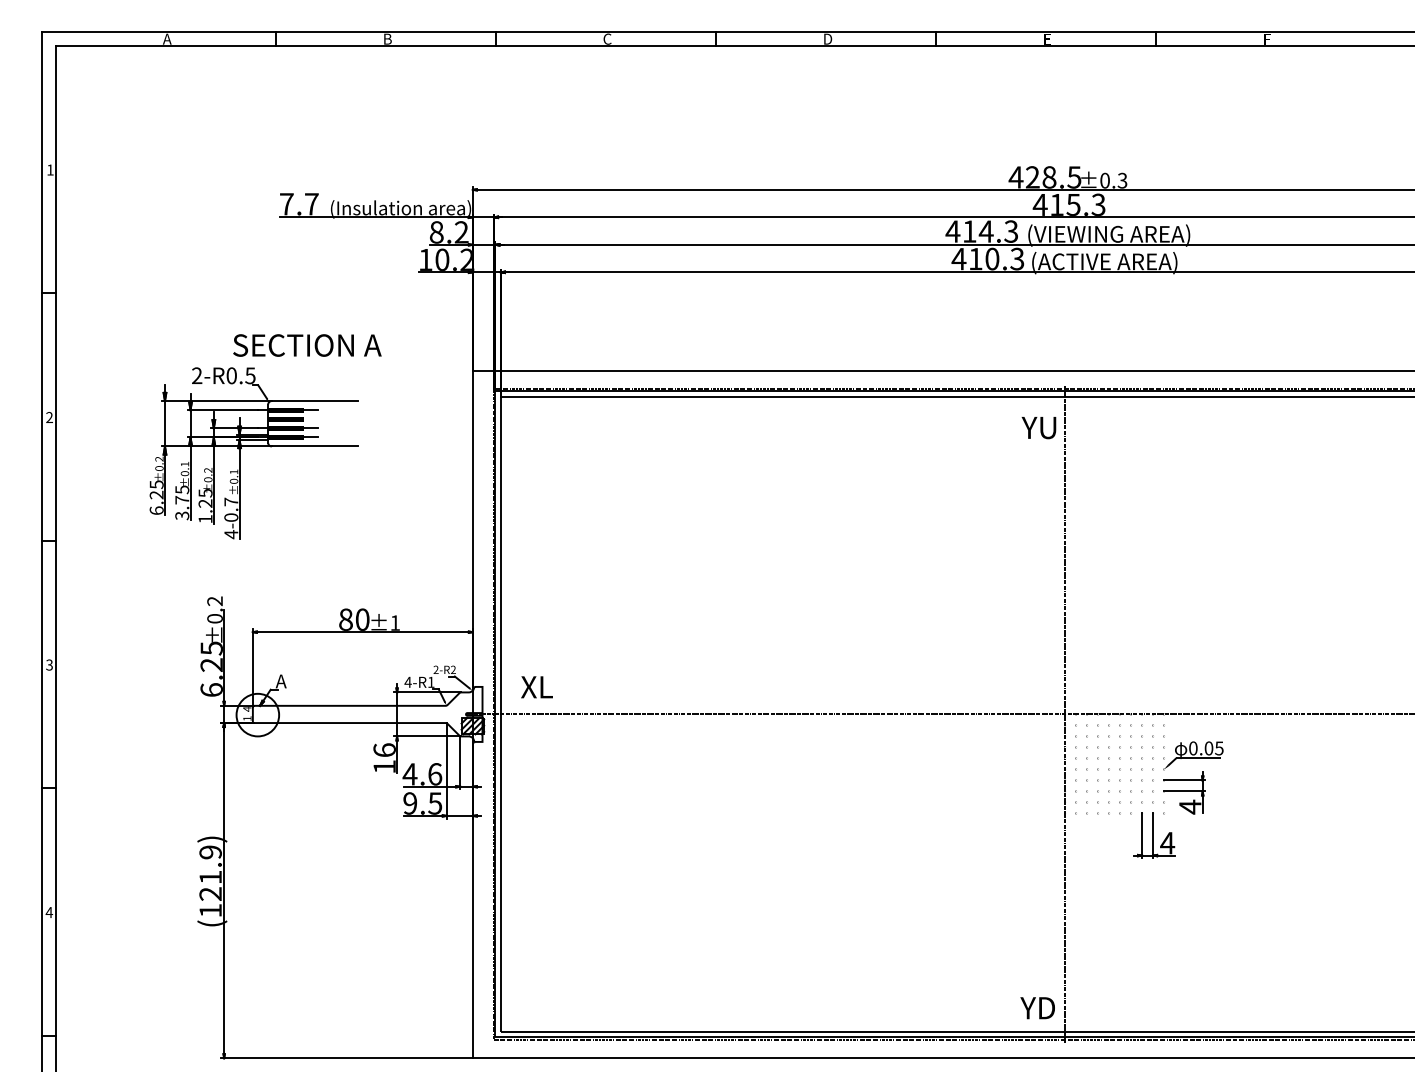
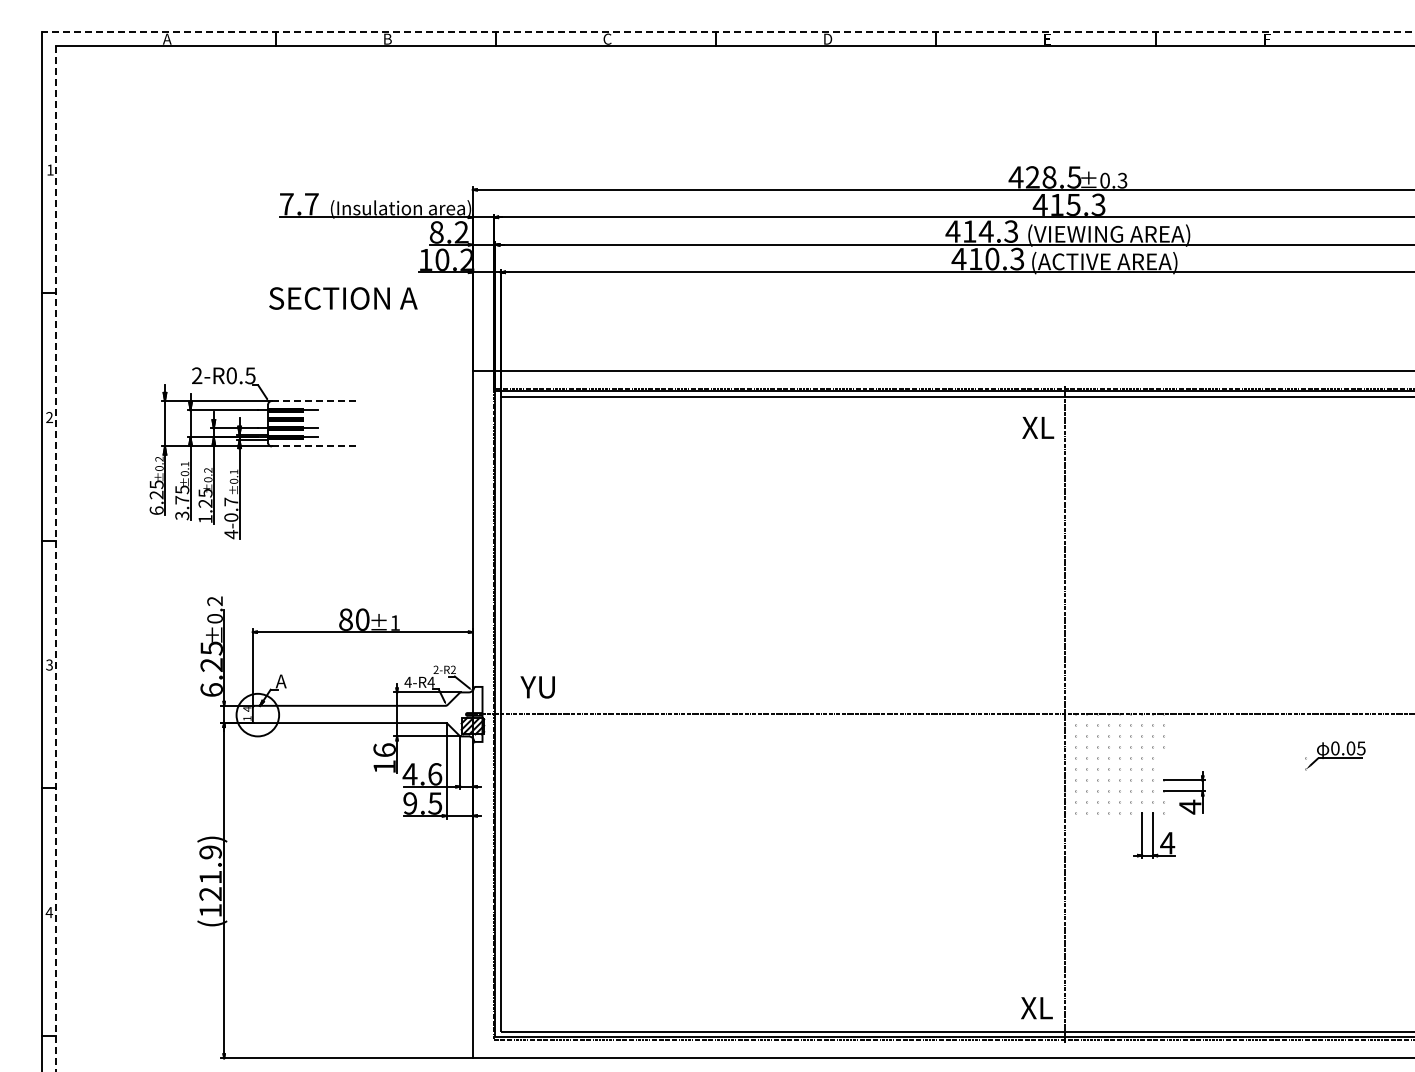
line: solid -> dashed (728, 31)
text position: (307, 345) -> (343, 298) (343, 298)
line: solid -> dashed (315, 401)
text: YU -> XL (1038, 427)
line: solid -> dashed (315, 446)
line: solid -> dashed (56, 558)
text: 4-R1 -> 4-R4 (430, 681)
text: XL -> YU (537, 687)
part position: (1193, 755) -> (1335, 755) (1335, 755)
text: YD -> XL (1037, 1008)
